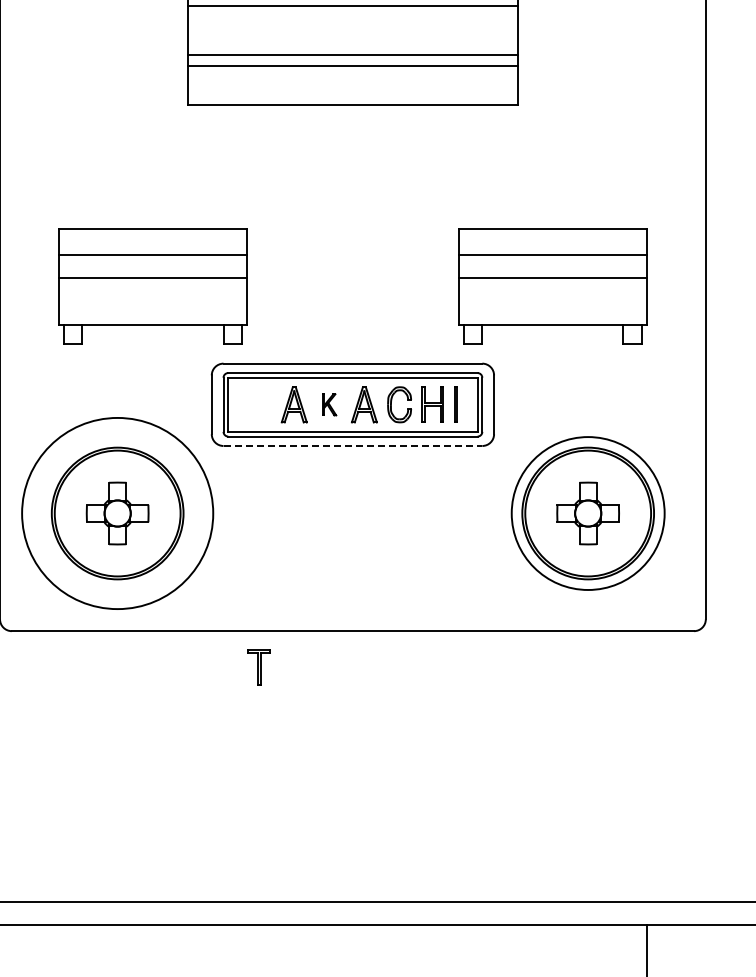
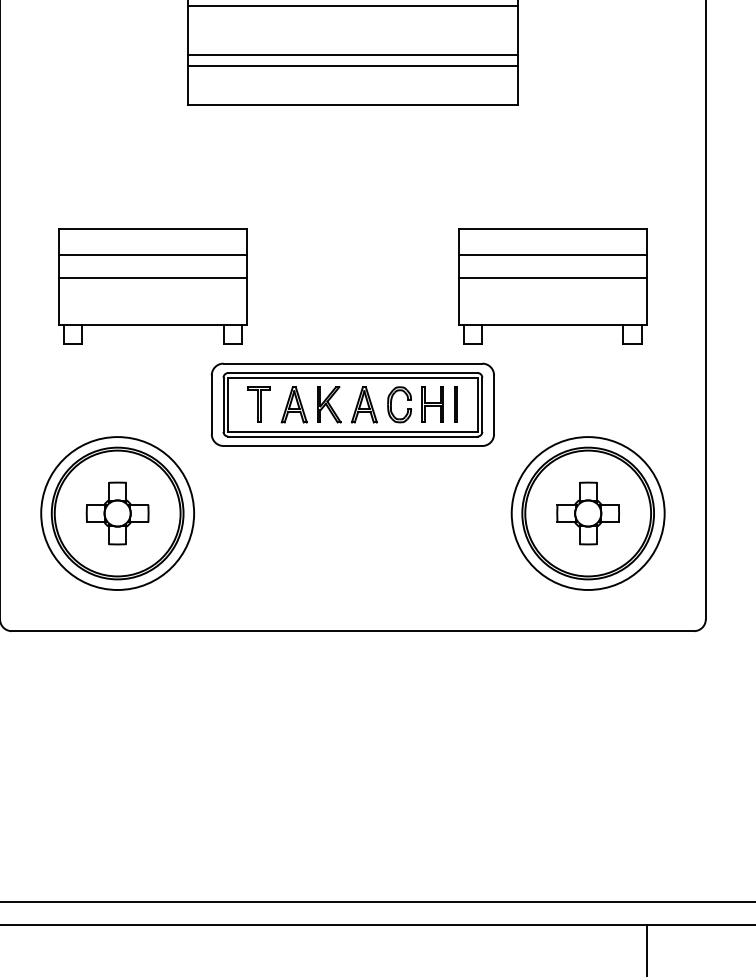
part size: 16x24 px -> 25x38 px (329, 404)
line: dashed -> solid (353, 445)
circle diameter: 191 px -> 153 px (117, 513)
part position: (258, 667) -> (258, 404) (258, 404)
